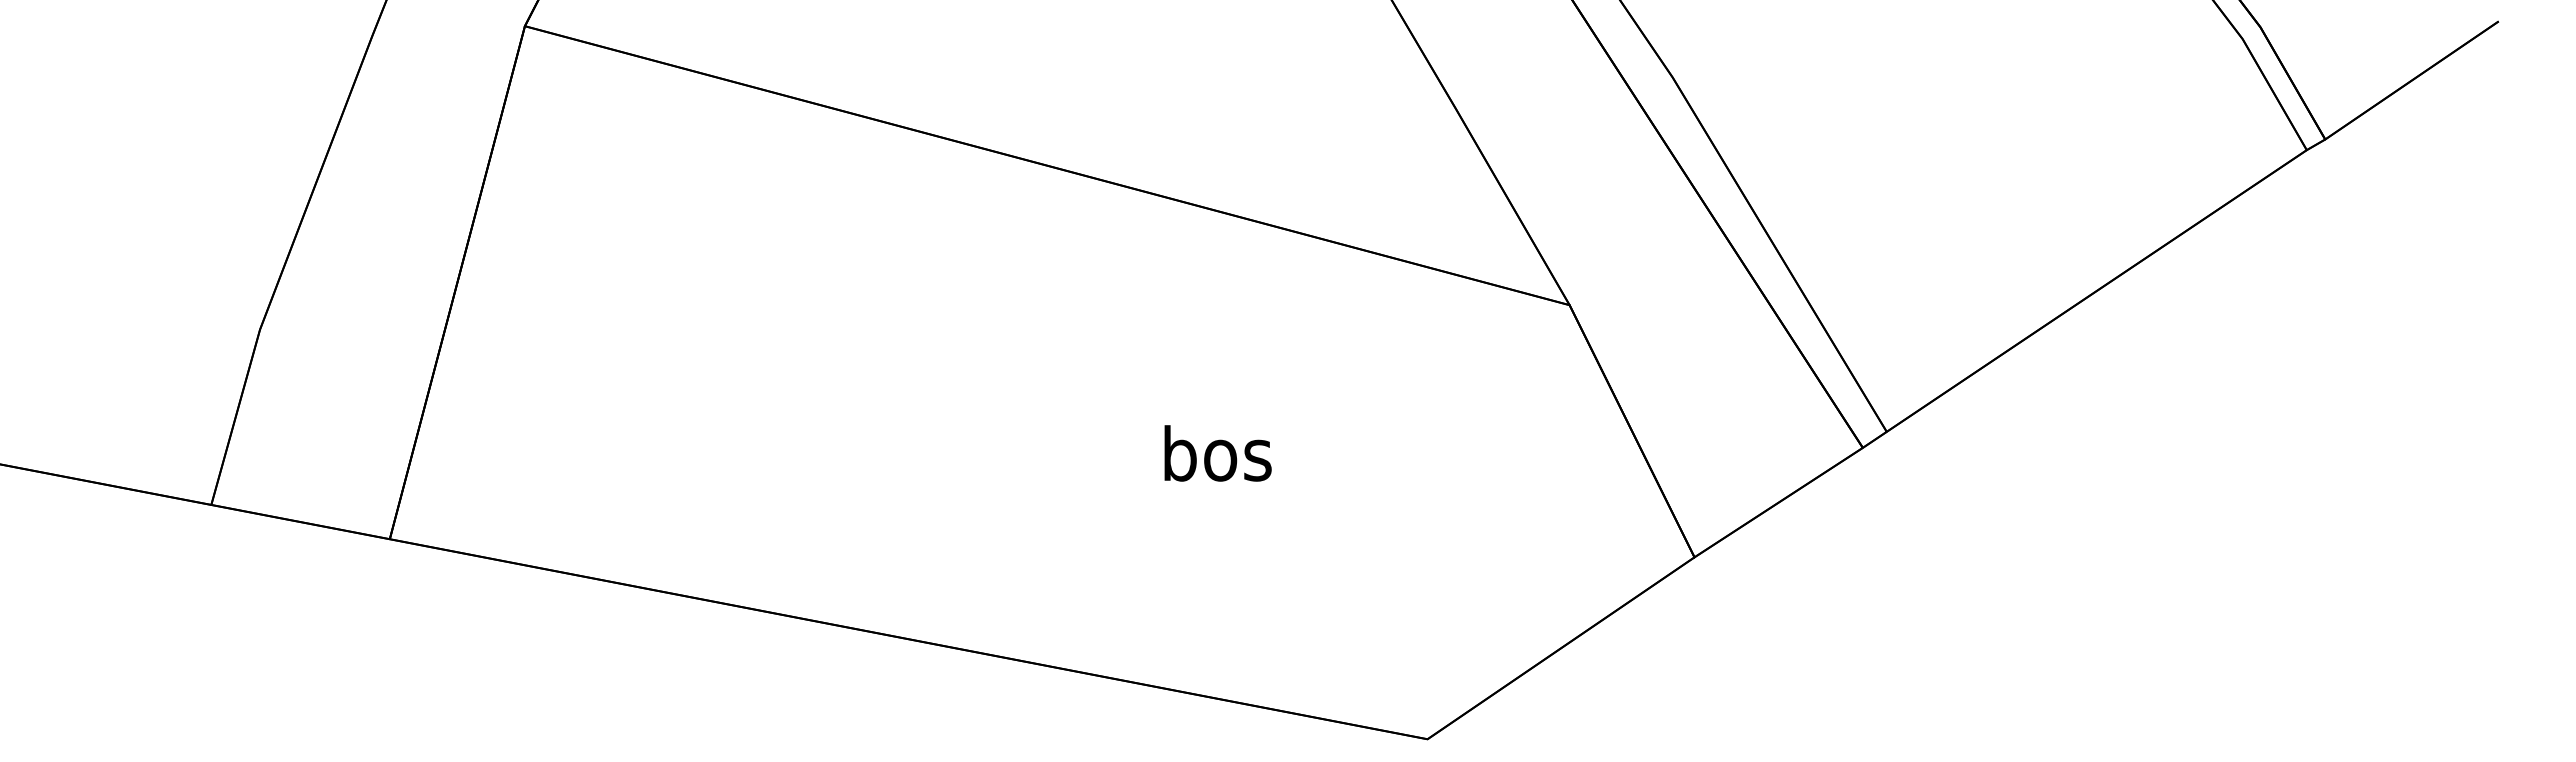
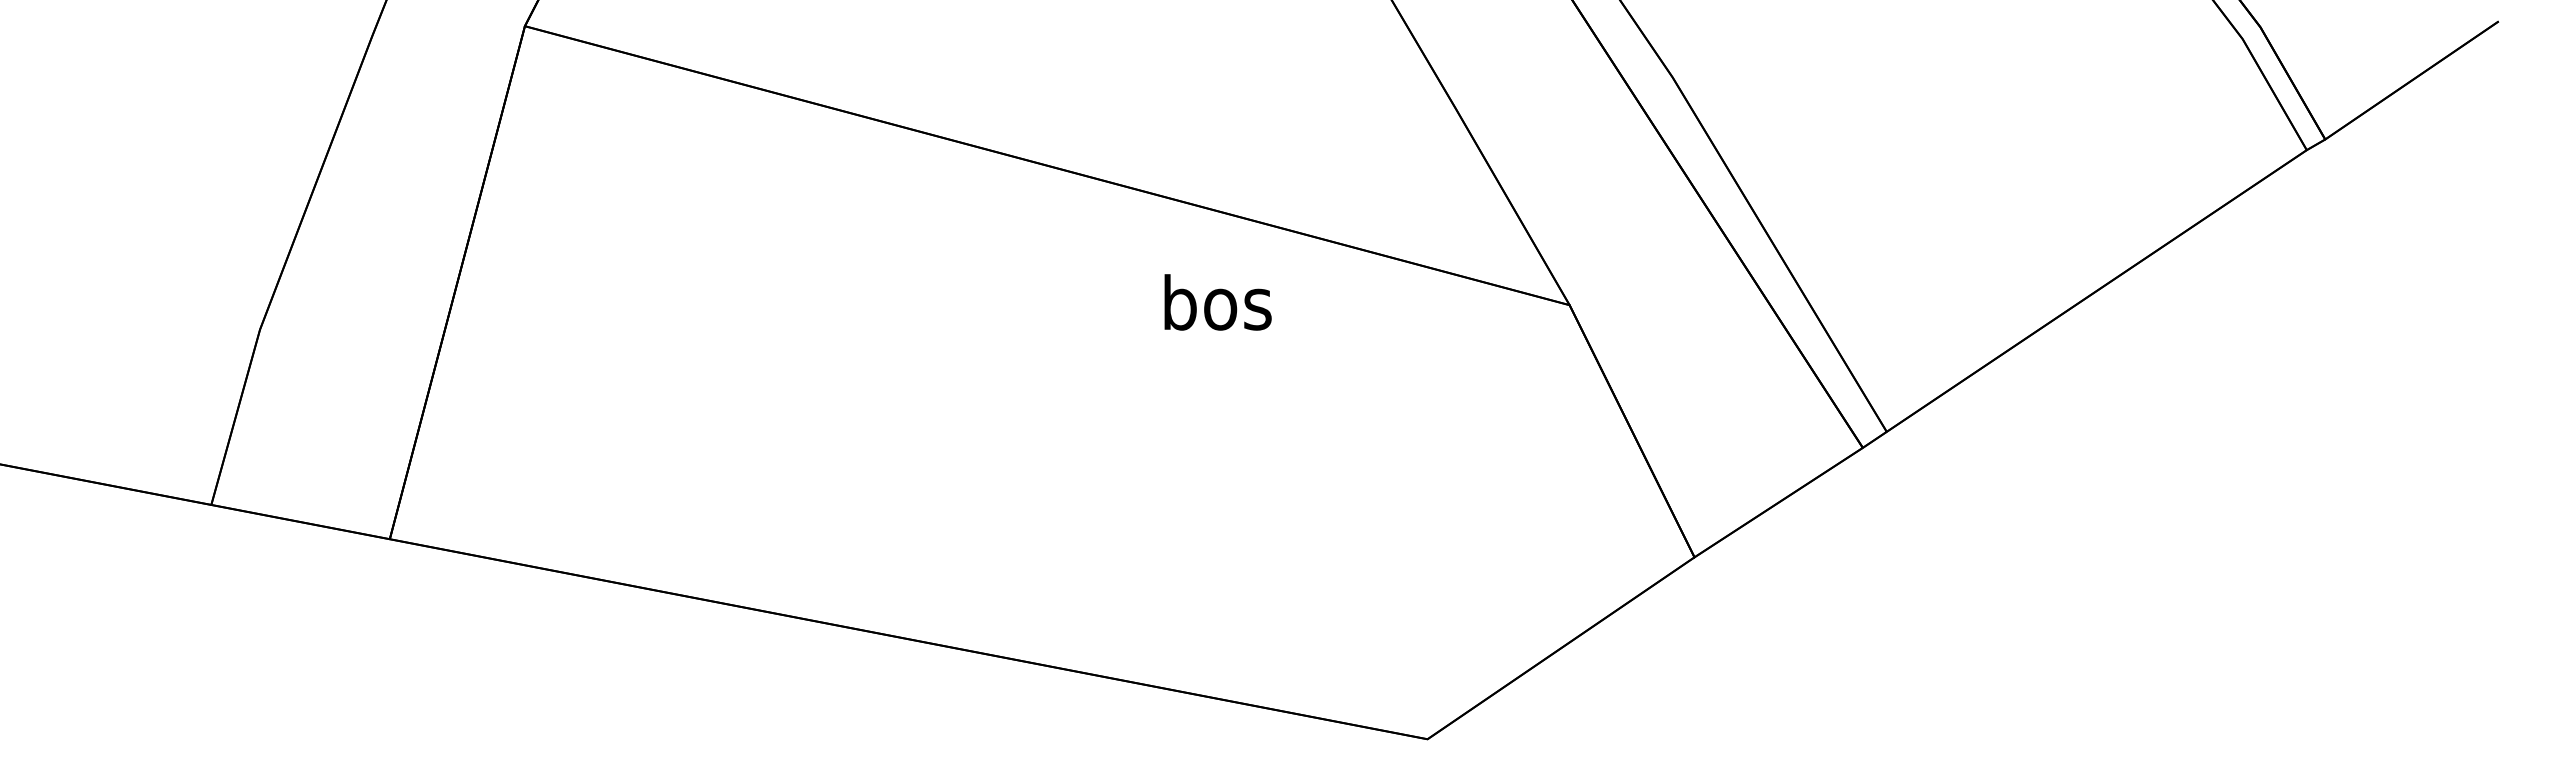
text position: (1217, 453) -> (1217, 302) (1217, 302)
